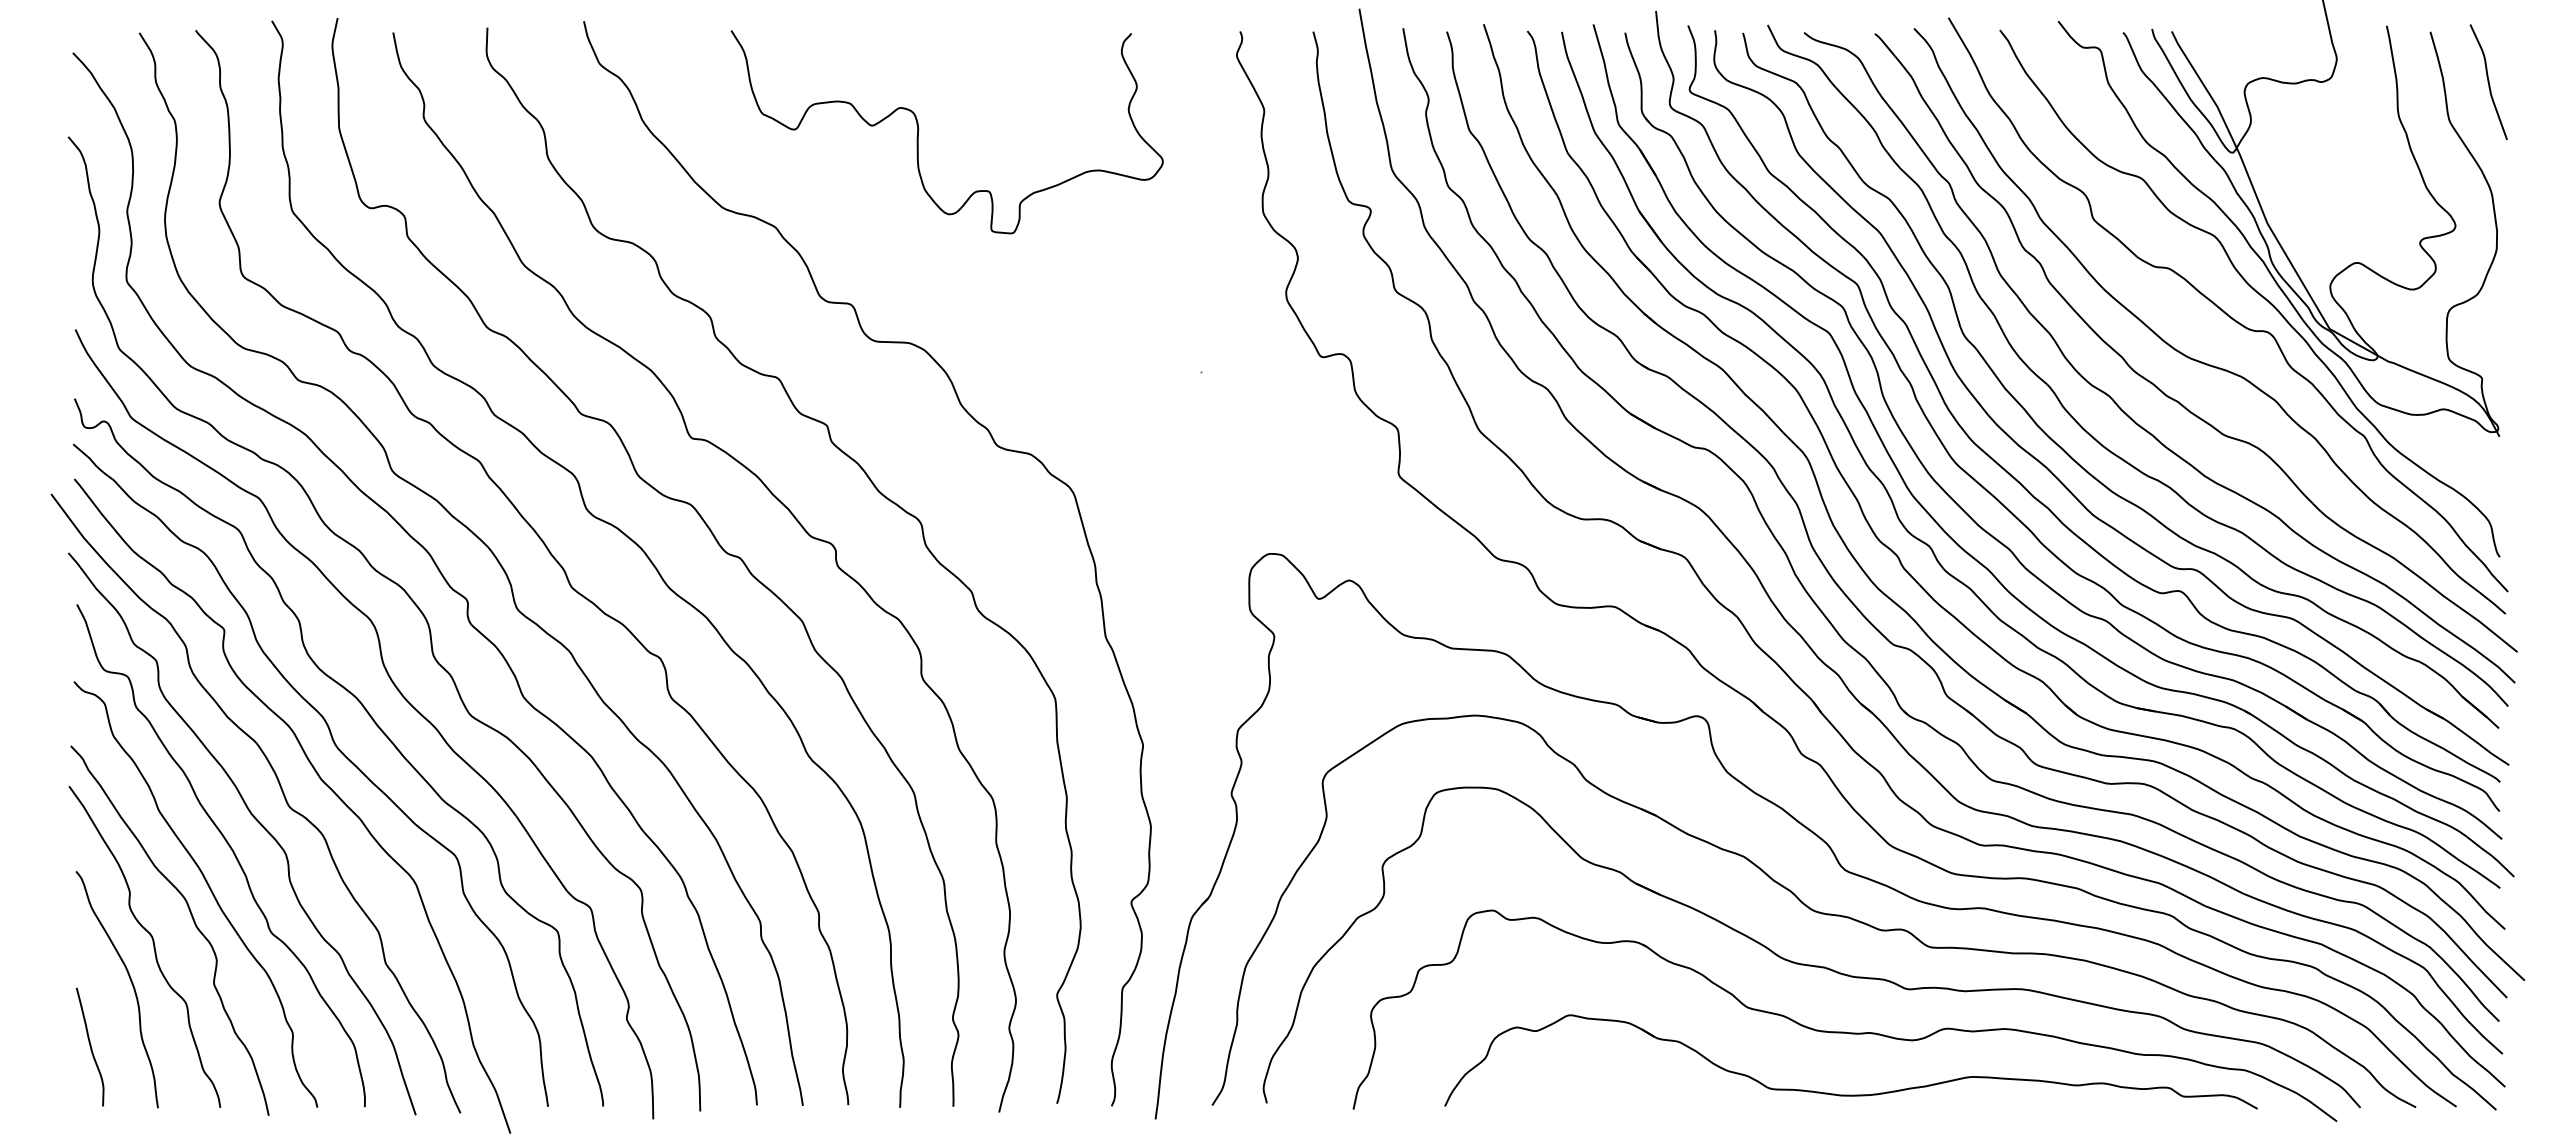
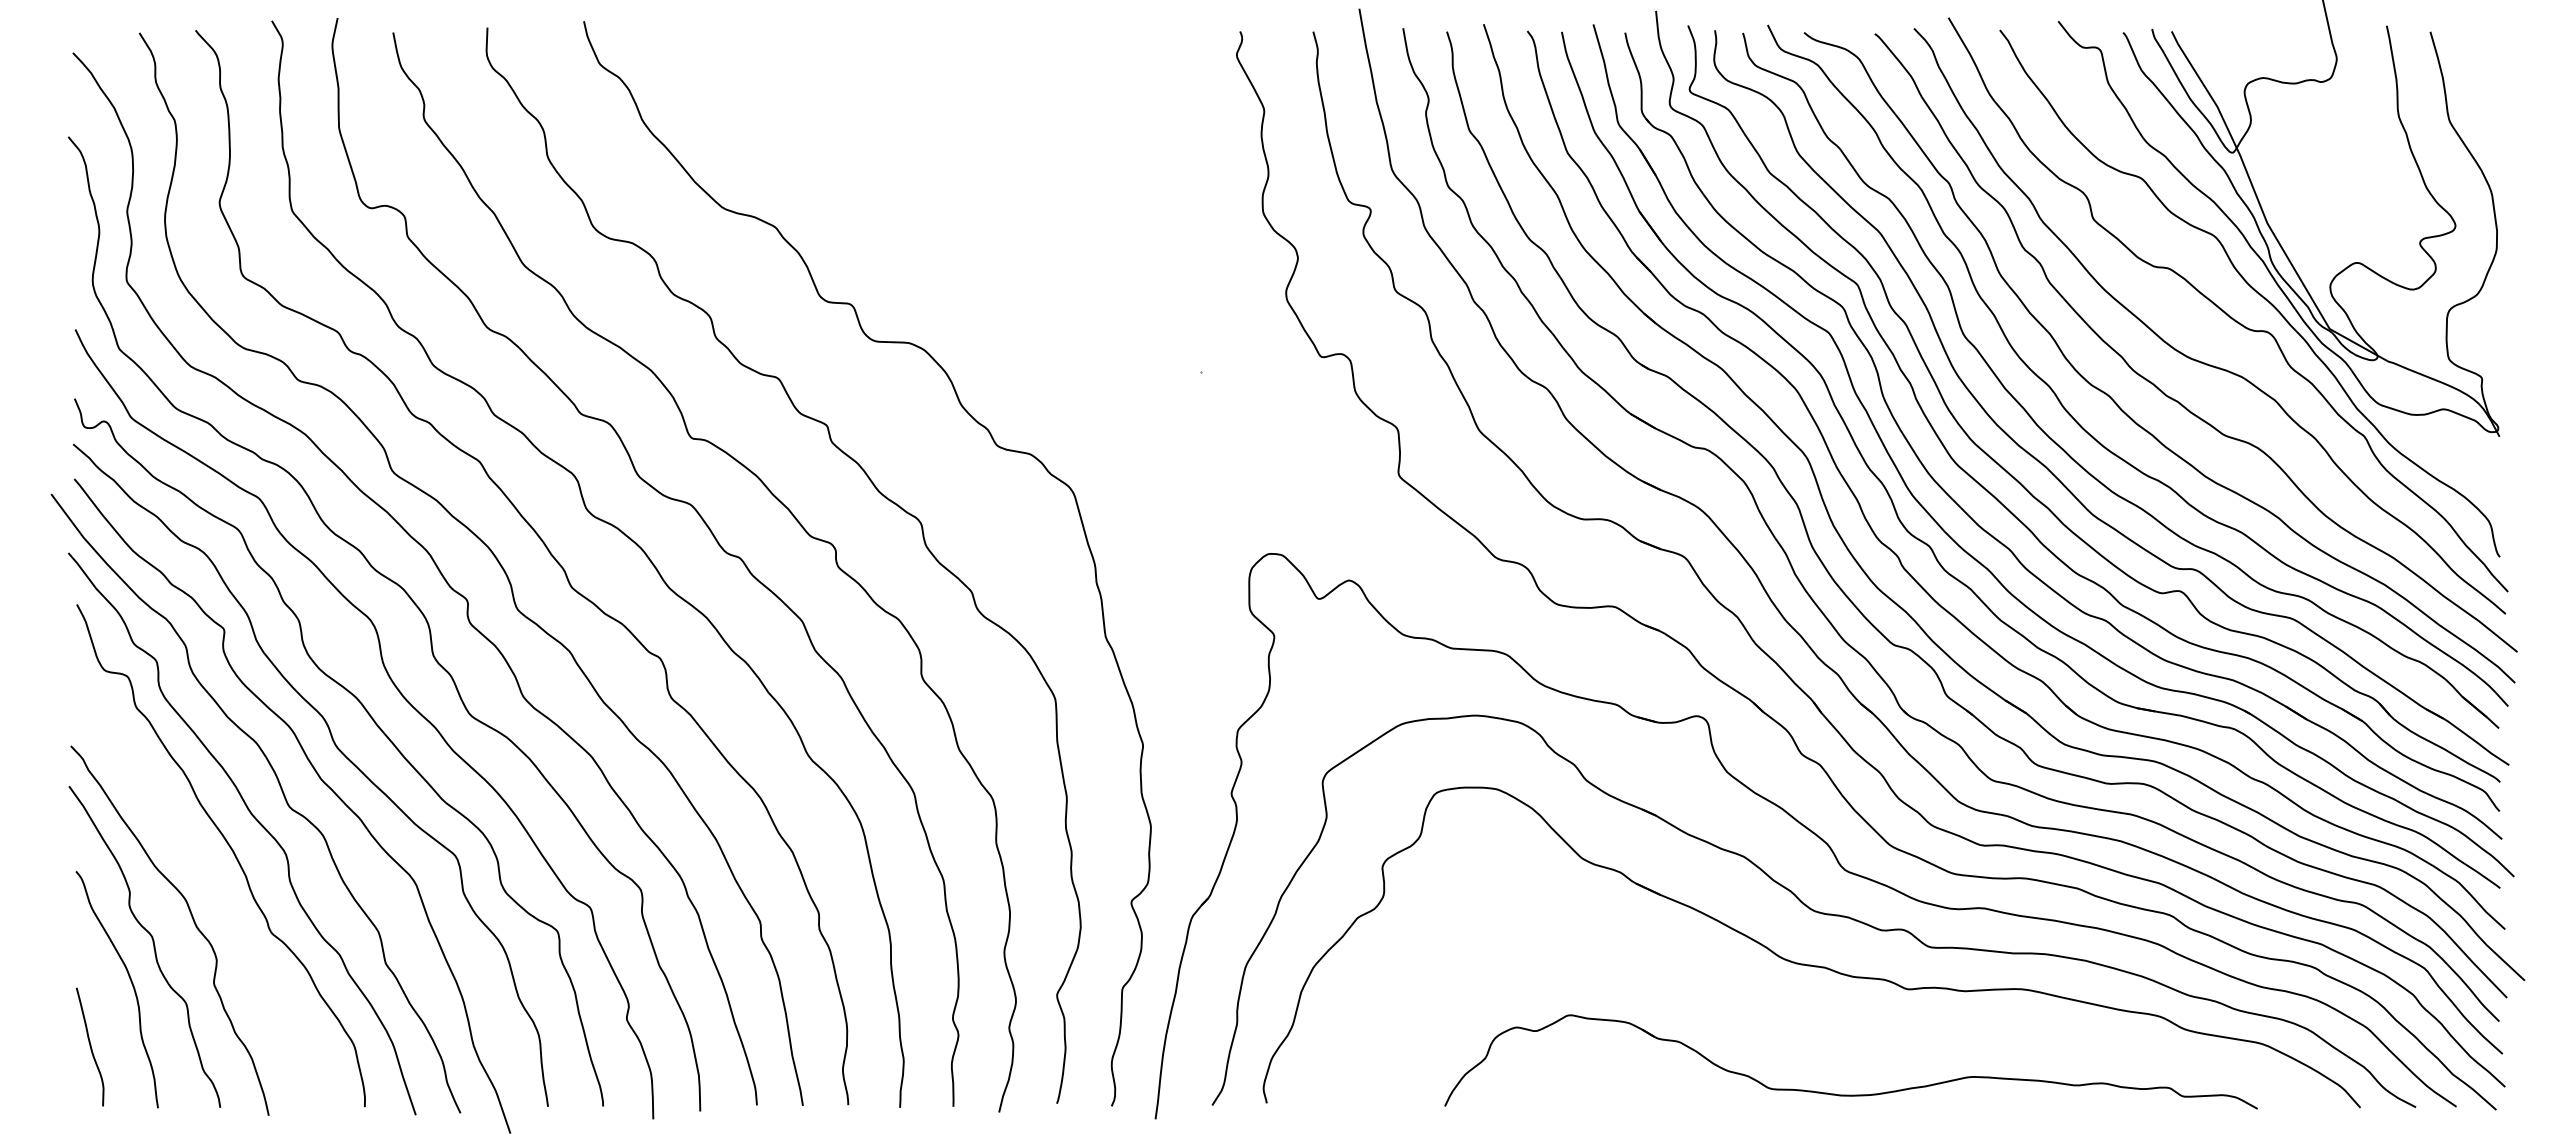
curve: present -> none (2488, 81)
curve: present -> none (919, 129)
curve: present -> none (208, 887)
part: present -> none (1844, 1031)
